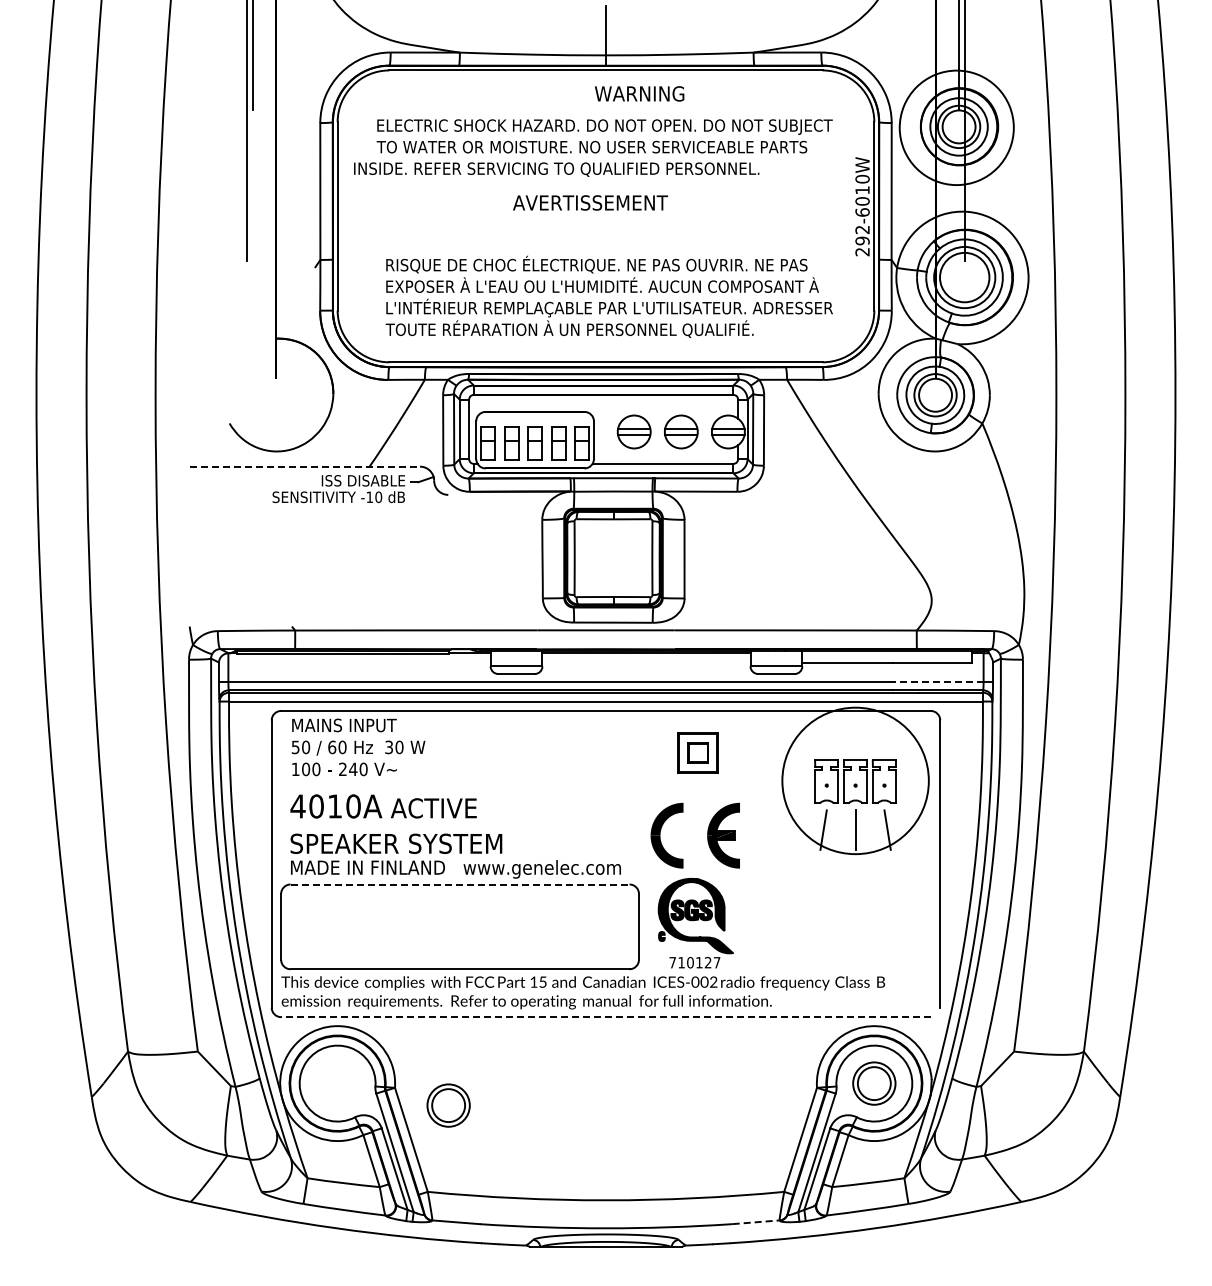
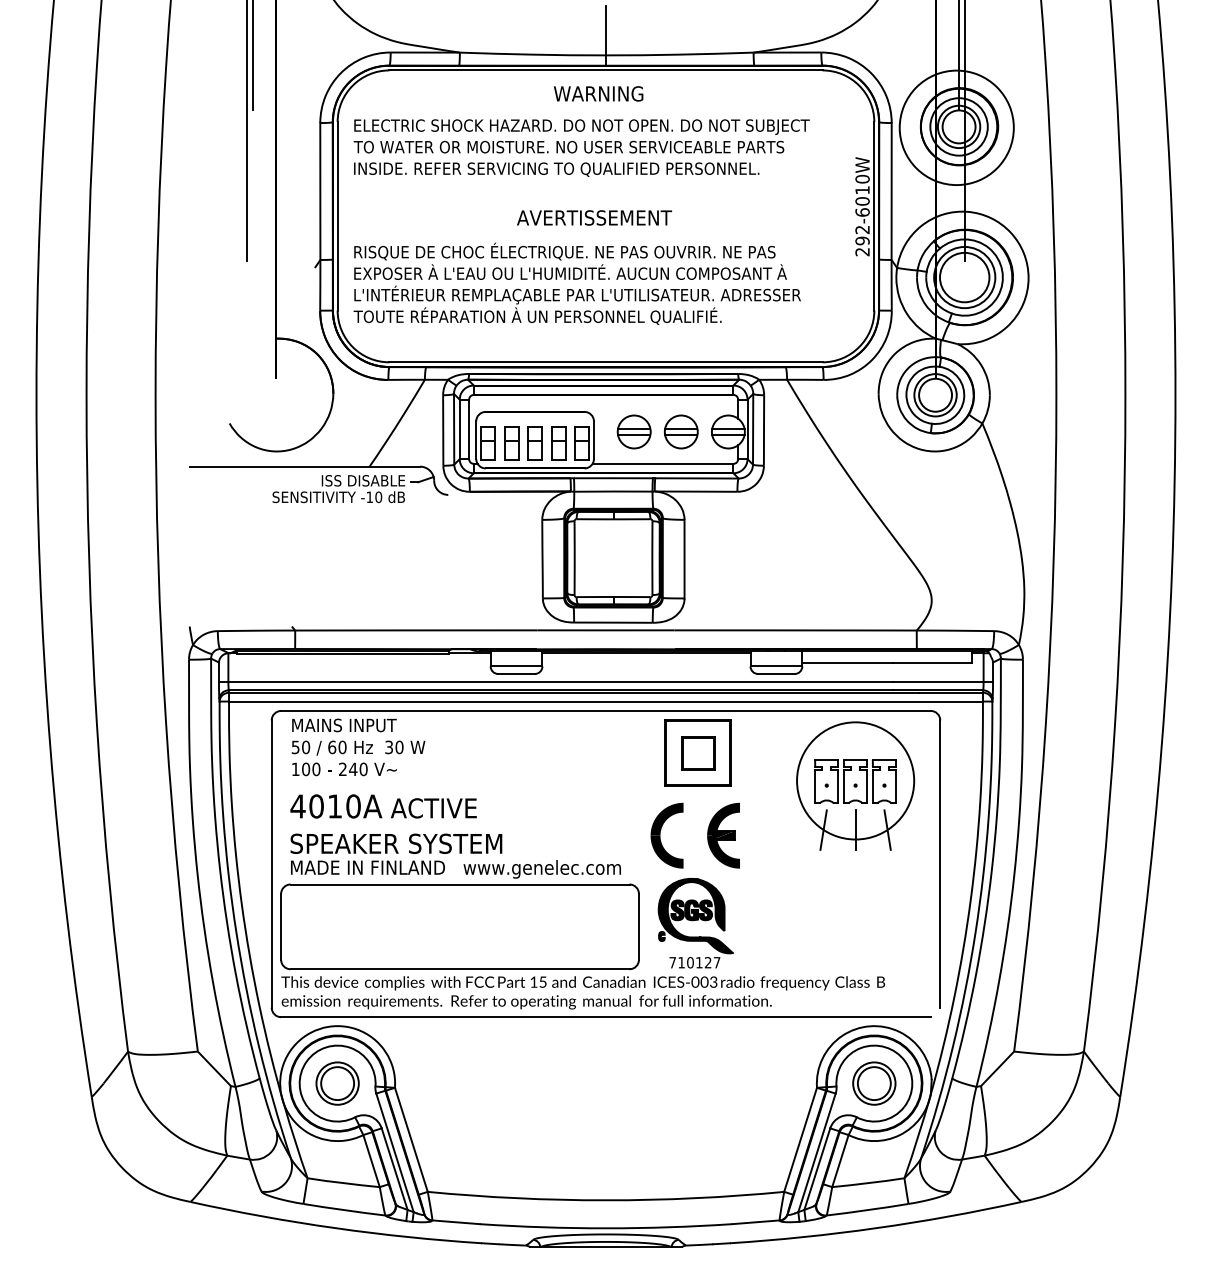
text position: (639, 93) -> (598, 93) (598, 93)
text position: (604, 136) -> (581, 136) (581, 136)
text position: (590, 202) -> (594, 217) (594, 217)
text position: (608, 296) -> (576, 283) (576, 283)
line: dashed -> solid (305, 466)
line: dashed -> solid (937, 681)
part size: 42x42 px -> 68x68 px (697, 752)
circle diameter: 146 px -> 117 px (855, 780)
line: dashed -> solid (460, 884)
text: ICES-002 -> ICES-003 (713, 983)
line: dashed -> solid (605, 1017)
part position: (448, 1105) -> (337, 1083) (337, 1083)
line: dashed -> solid (756, 1222)
